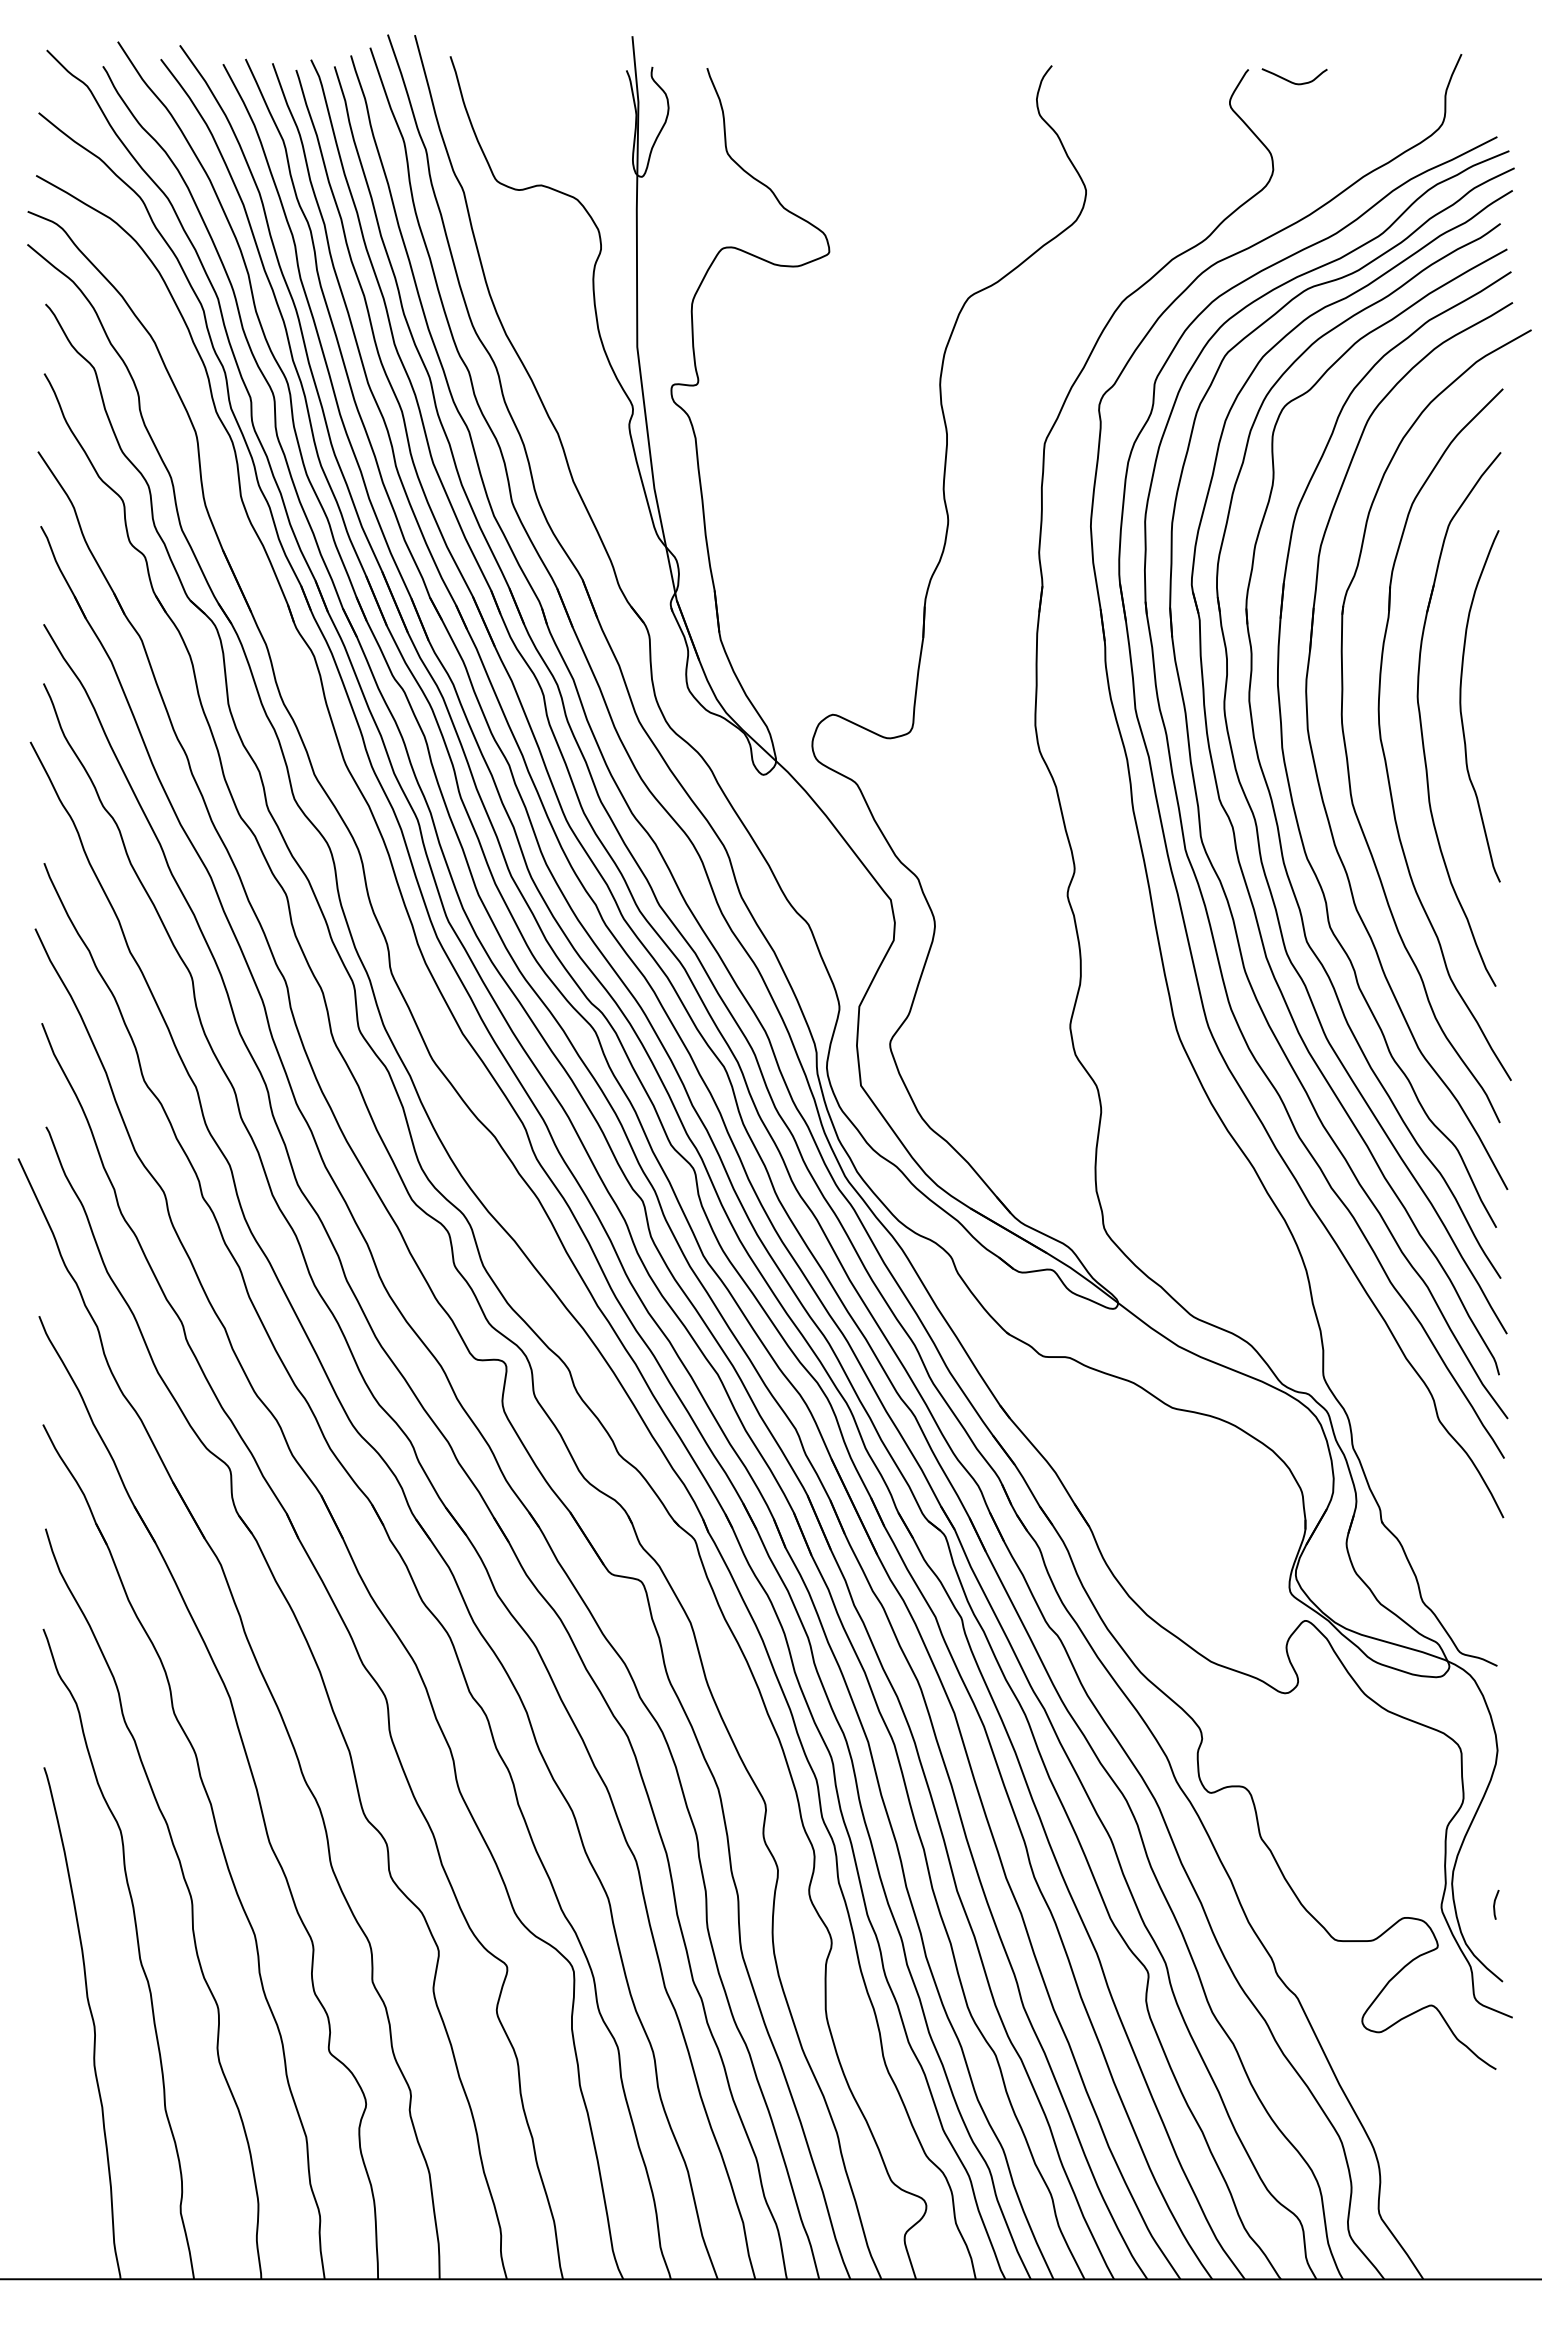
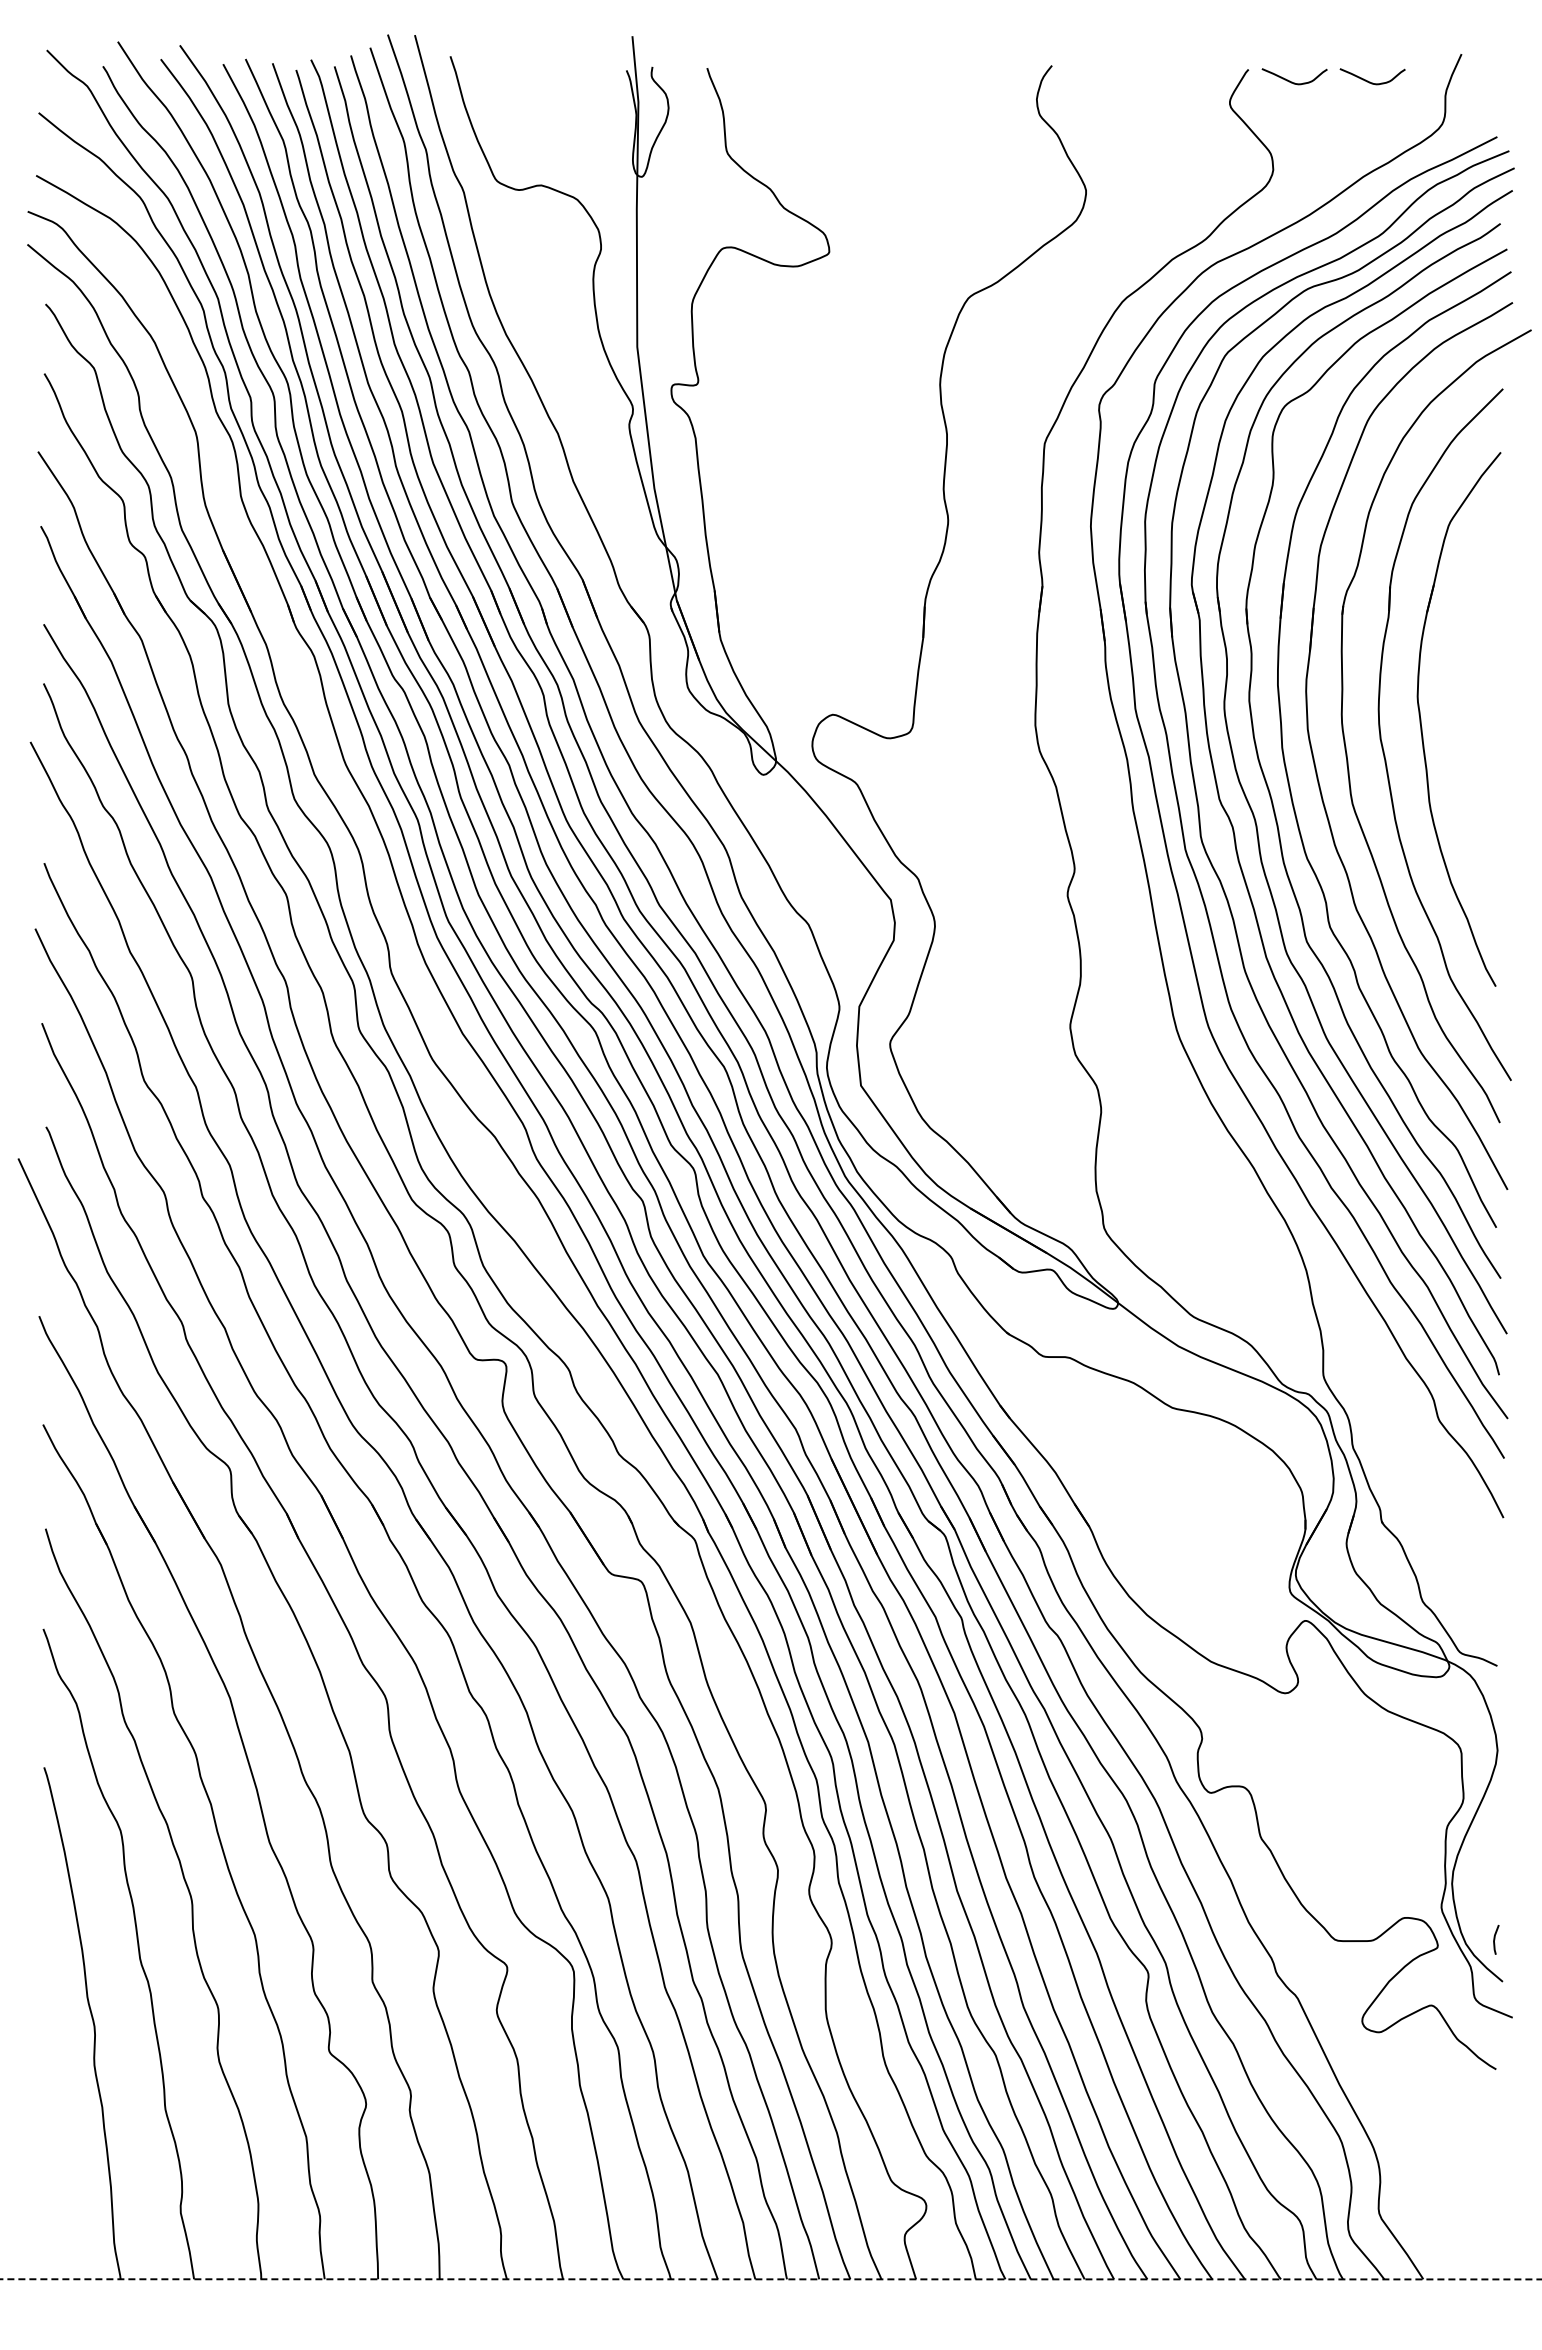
curve: none -> present (1370, 81)
curve: present -> none (1461, 706)
line position: (1495, 1904) -> (1495, 1939) (1495, 1939)
line: solid -> dashed (770, 2279)
